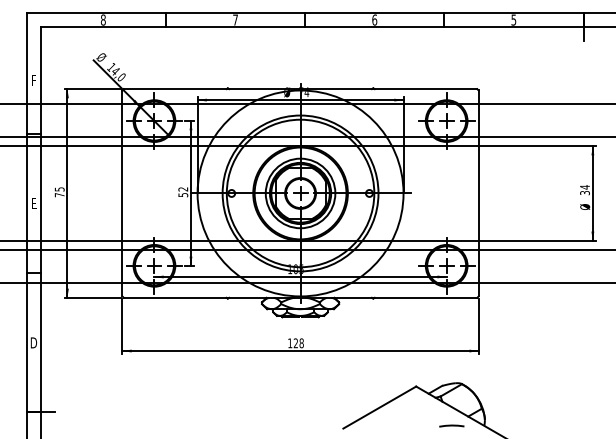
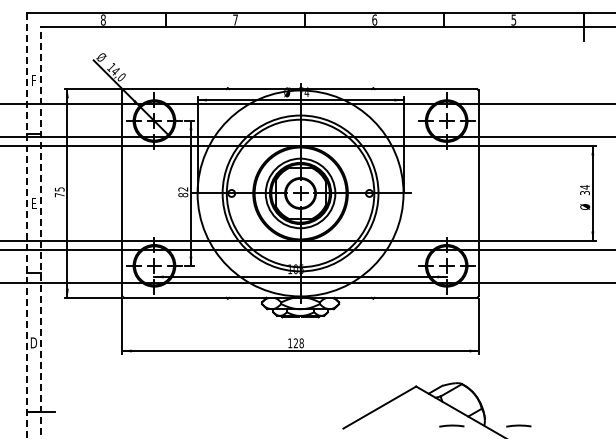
text: 52 -> 82 (183, 194)
line: solid -> dashed (26, 226)
line: solid -> dashed (40, 232)
line: none -> present (518, 425)
